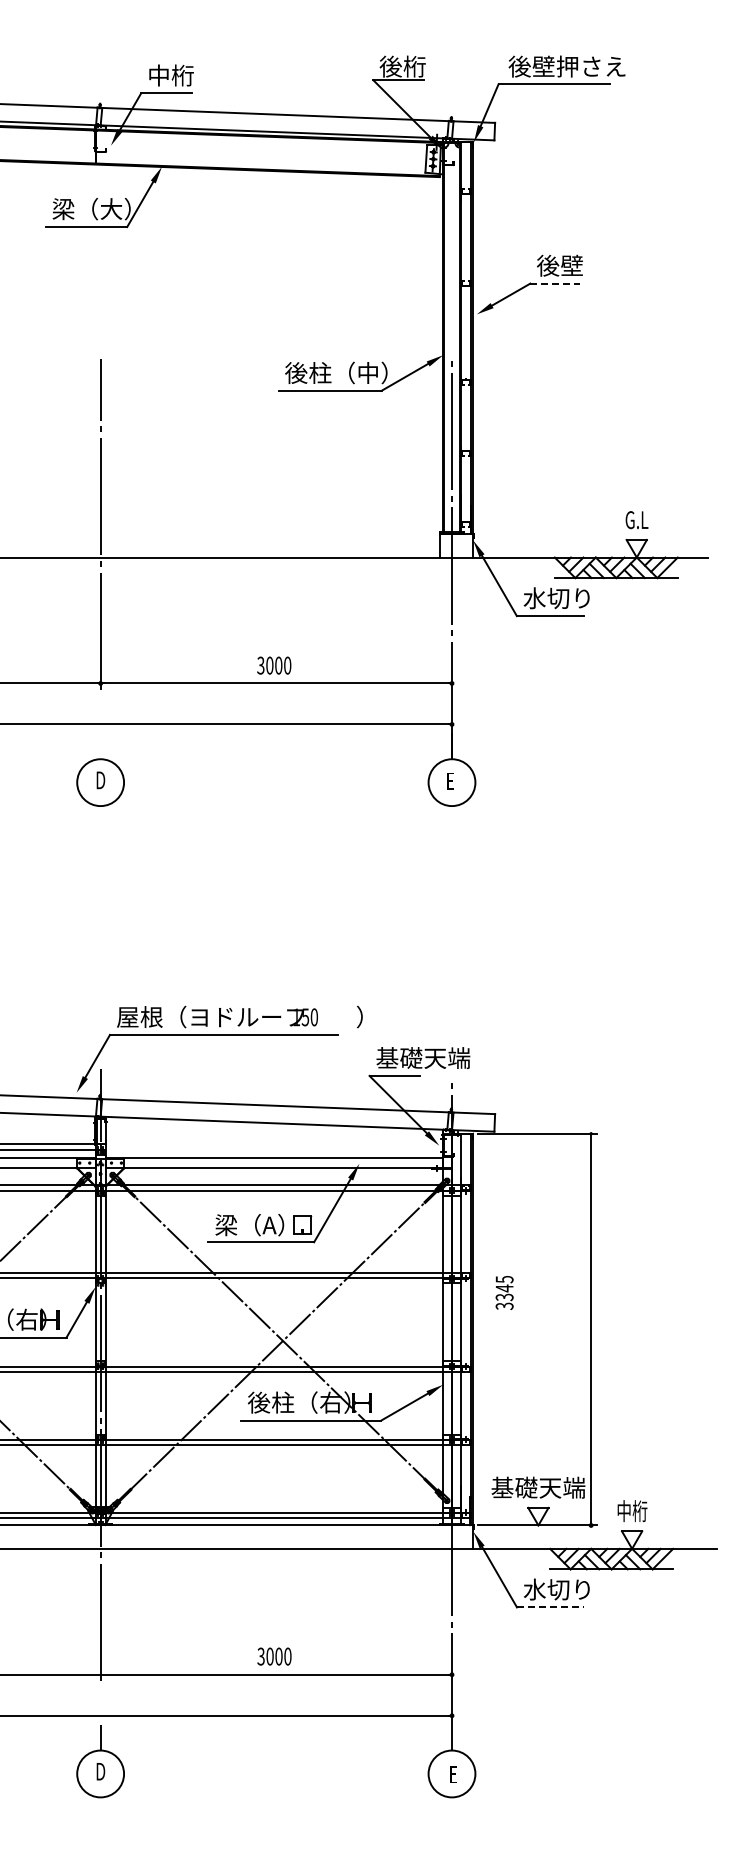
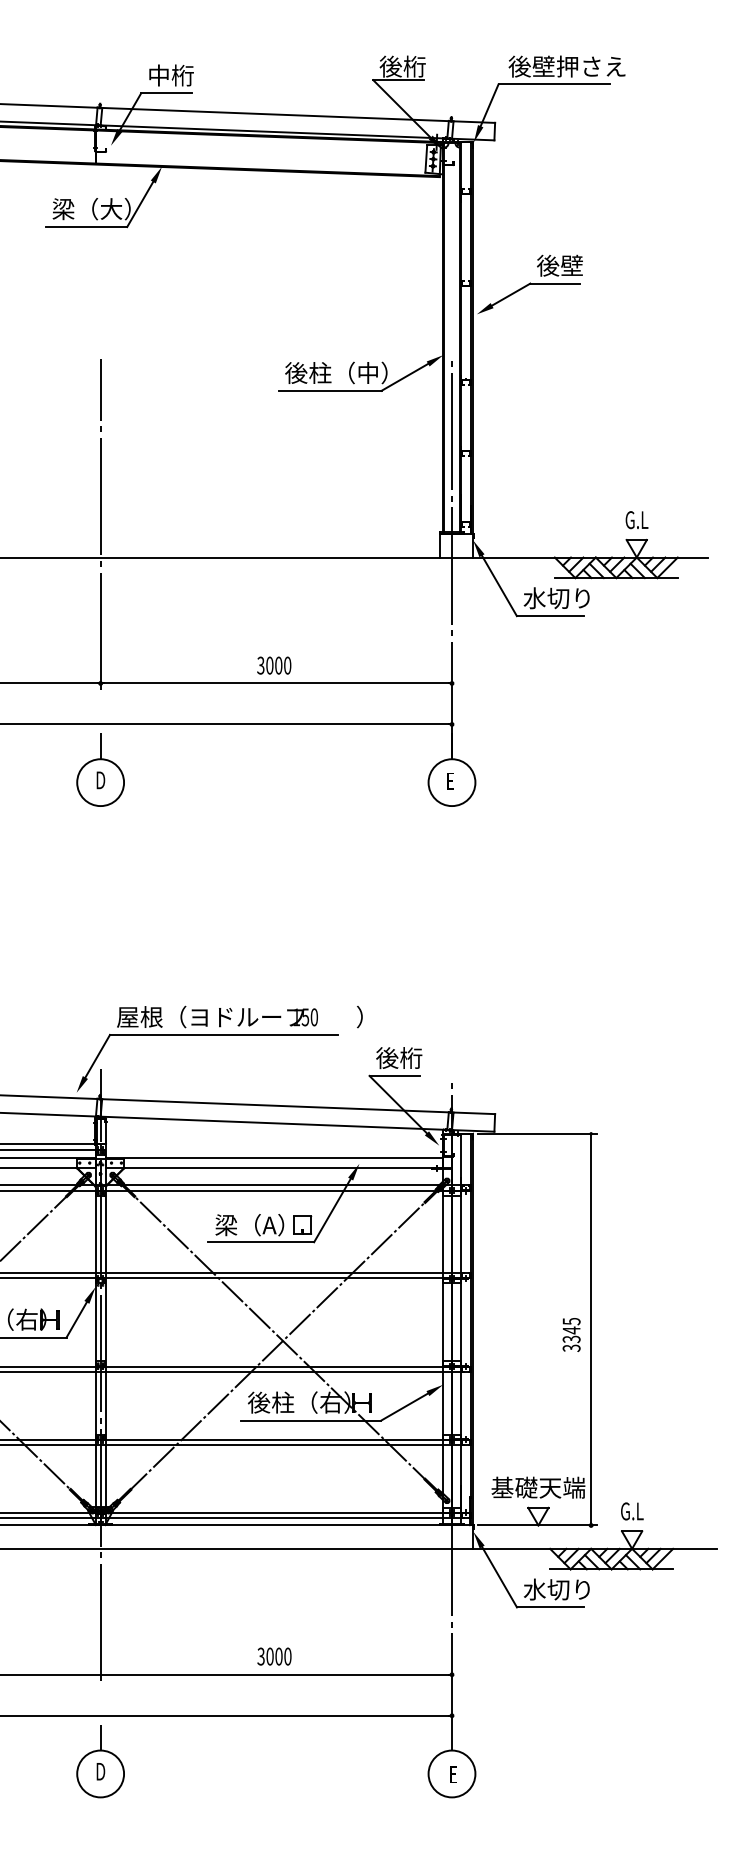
line: dashed -> solid (555, 283)
line: none -> present (100, 746)
text: 基礎天端 -> 後桁 (423, 1058)
text position: (504, 1292) -> (571, 1334) (571, 1334)
text: 中桁 -> G.L (632, 1511)
line: dashed -> solid (550, 1607)
